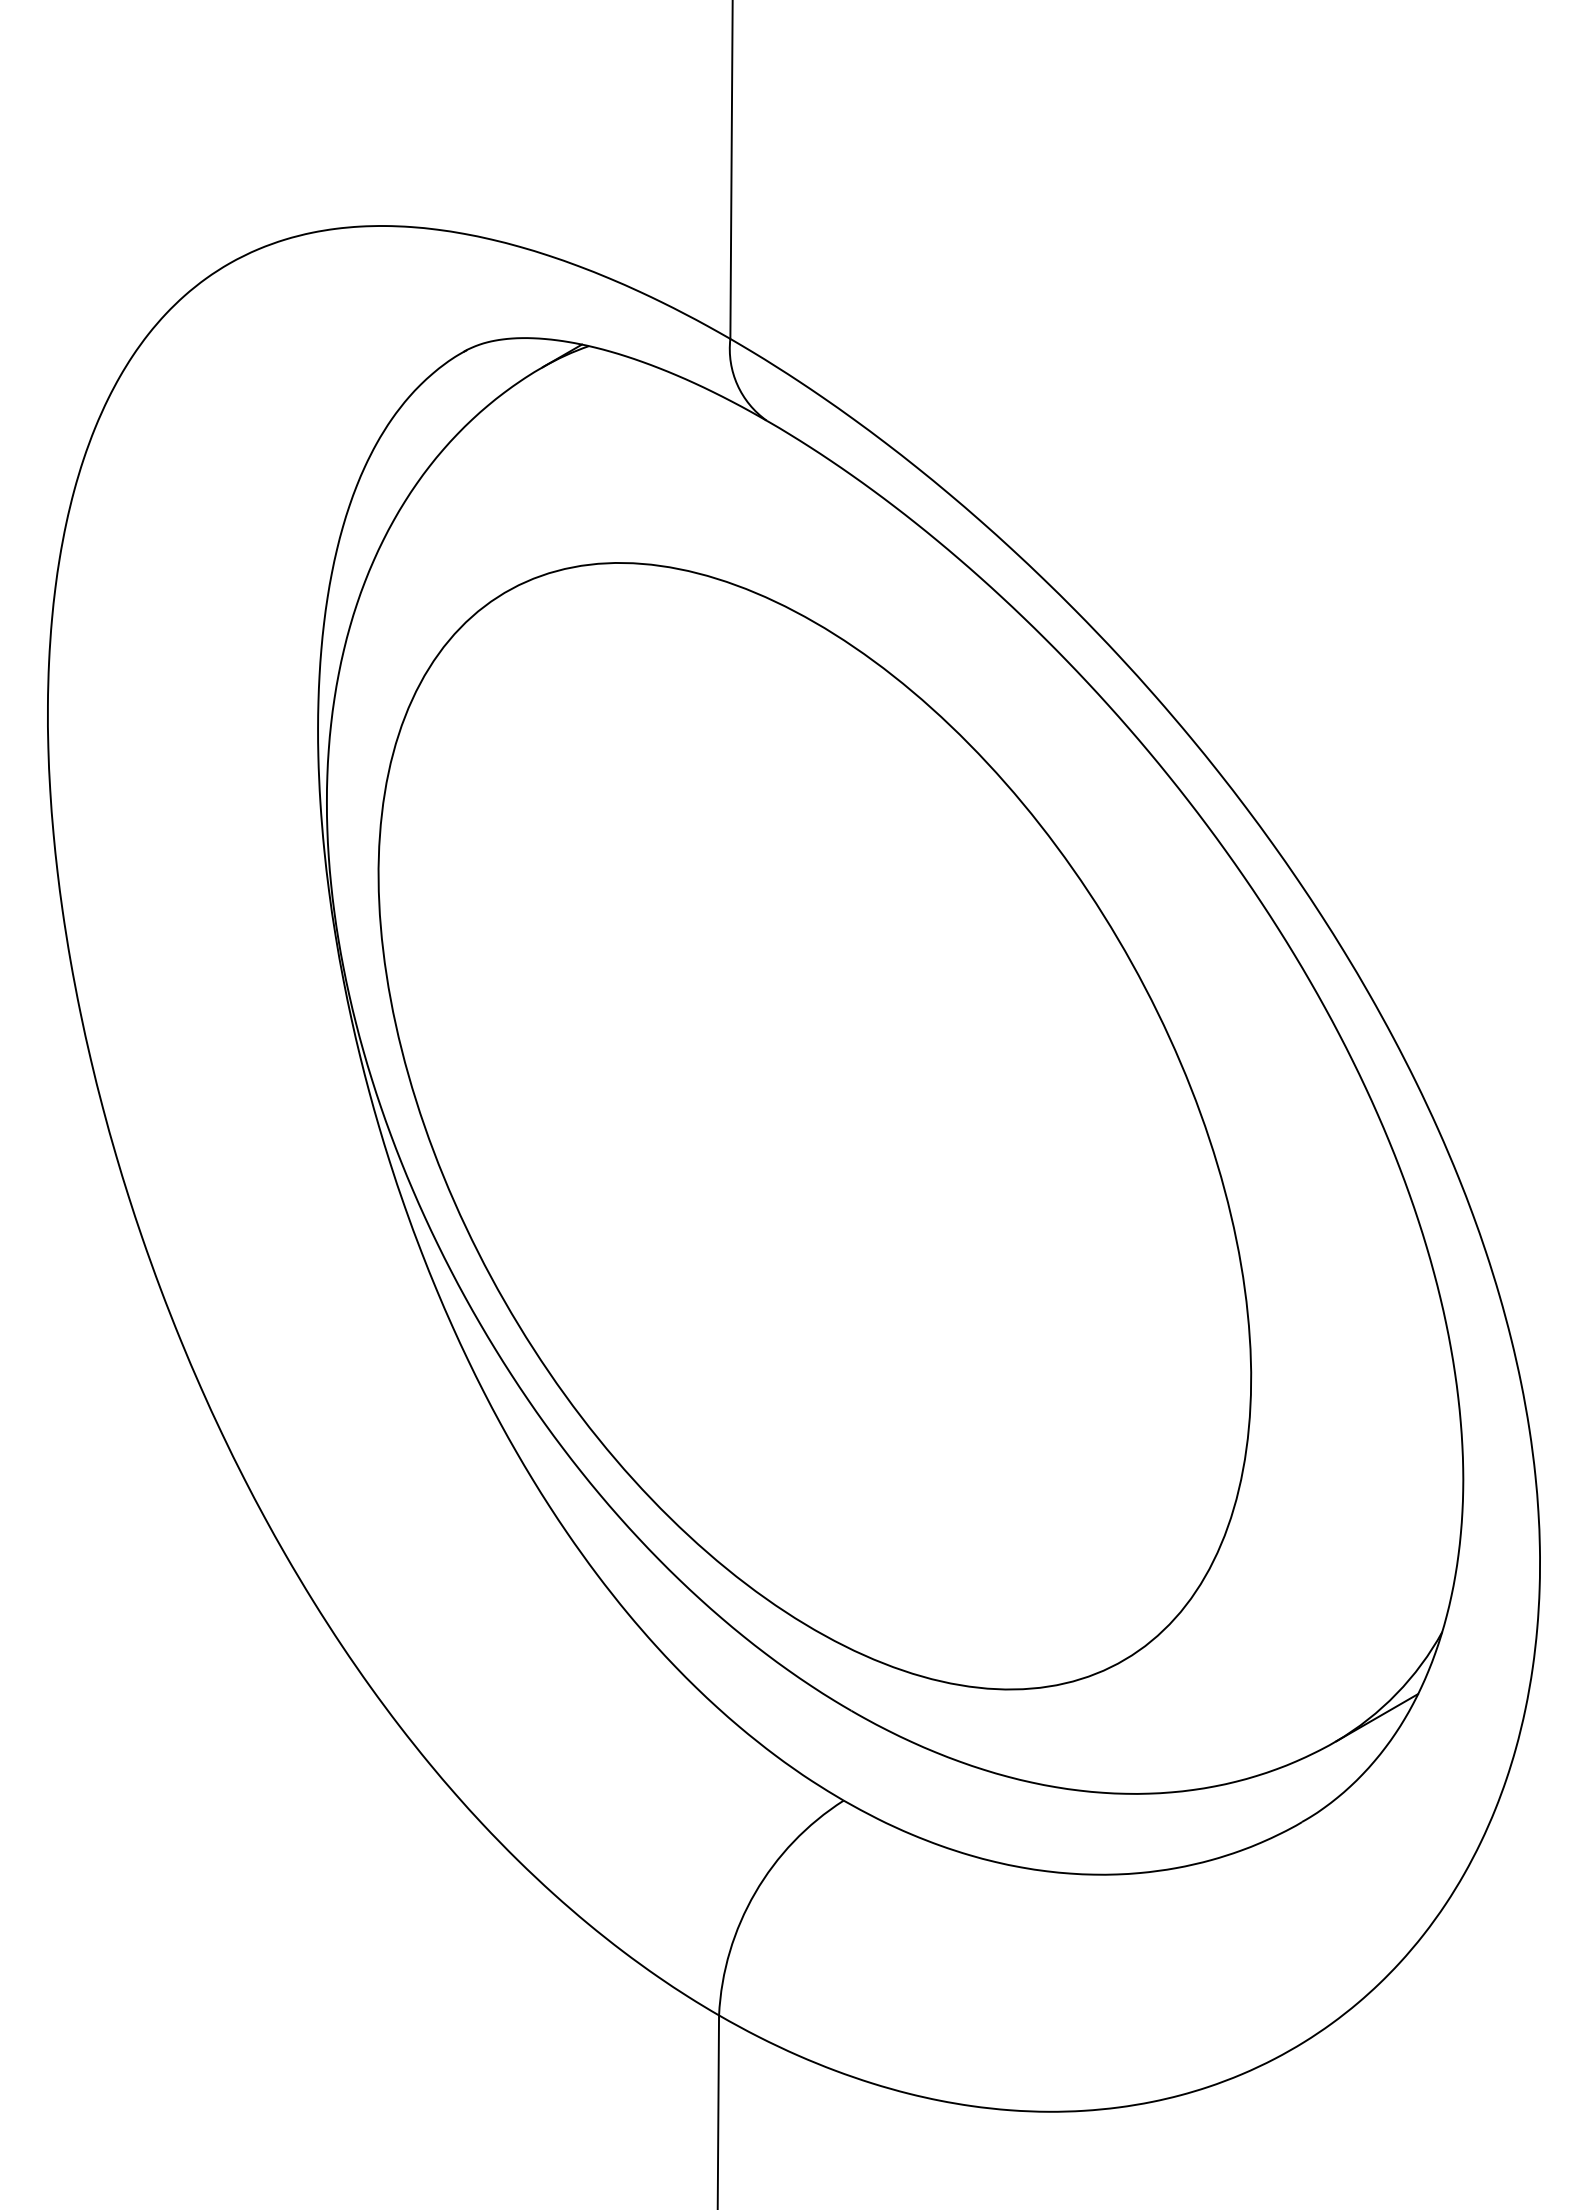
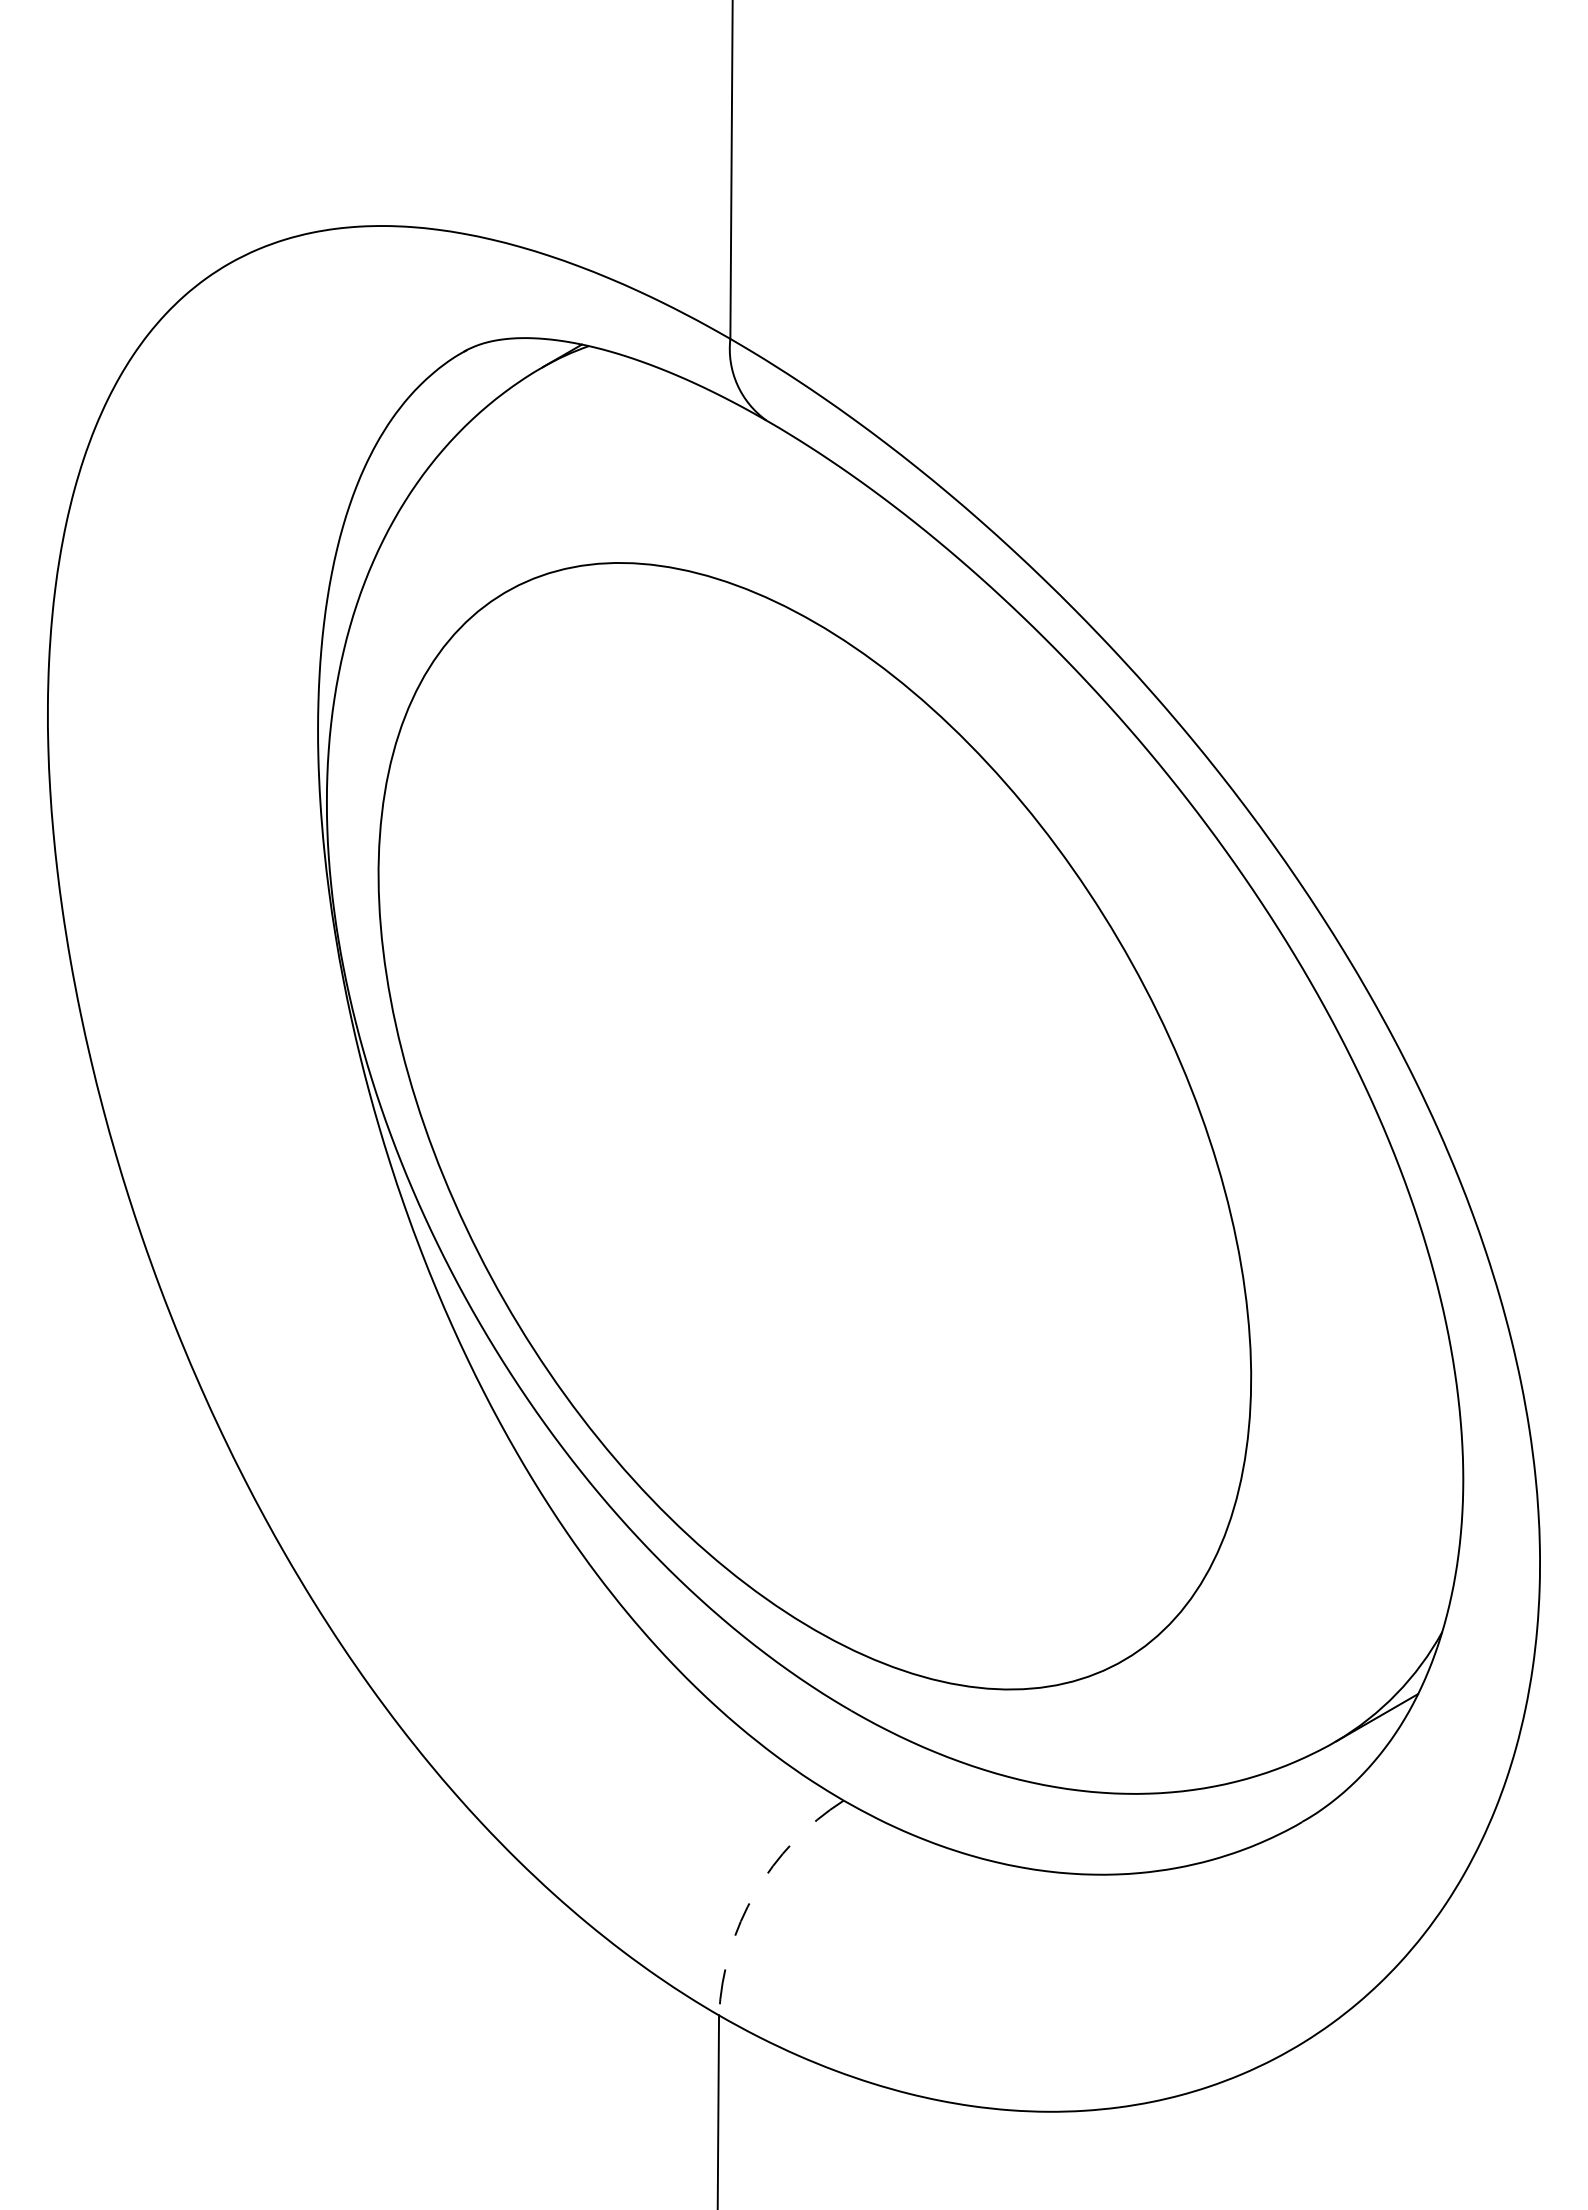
arc: solid -> dashed (755, 1892)
